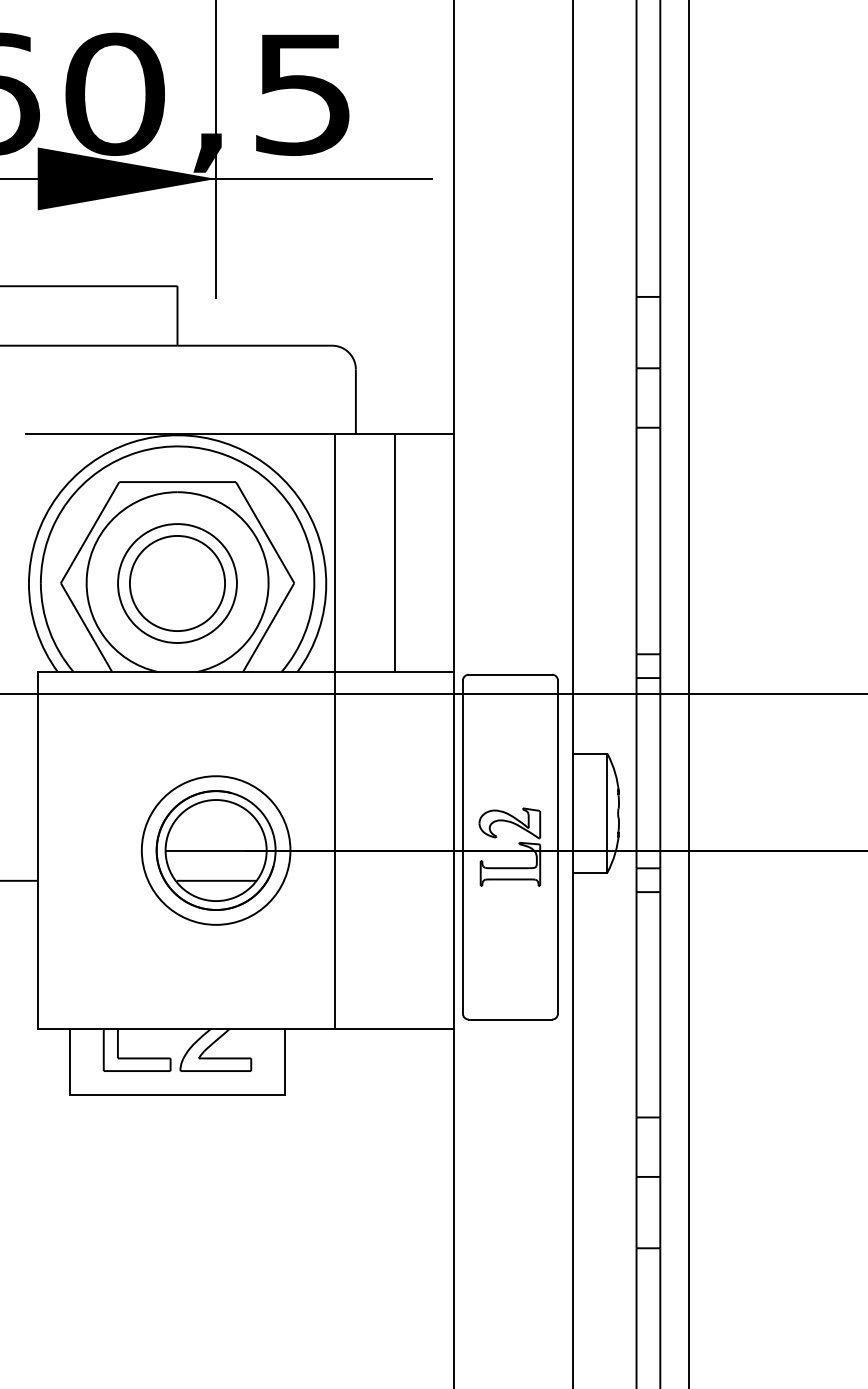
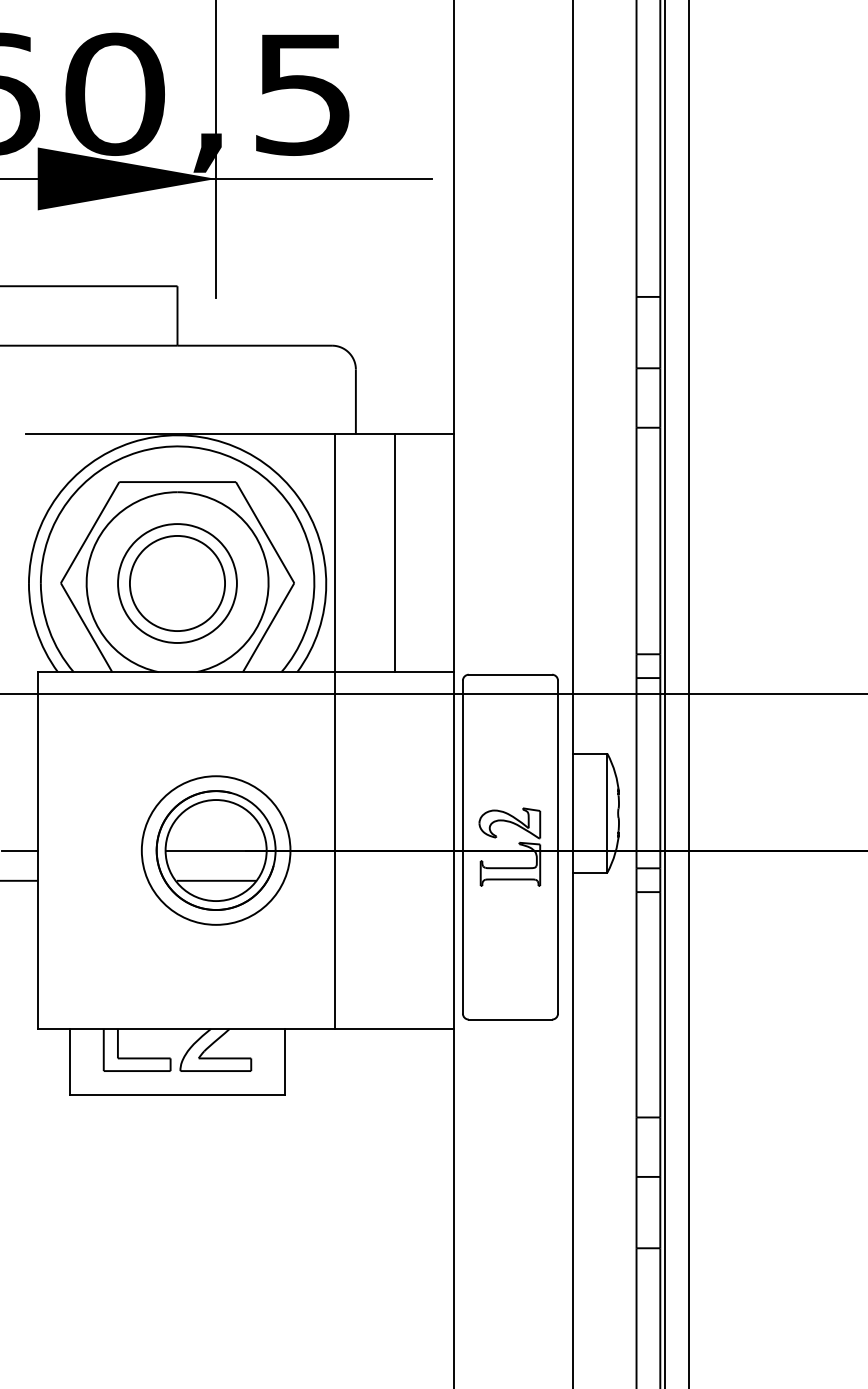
line: none -> present (665, 693)
line: none -> present (19, 850)
